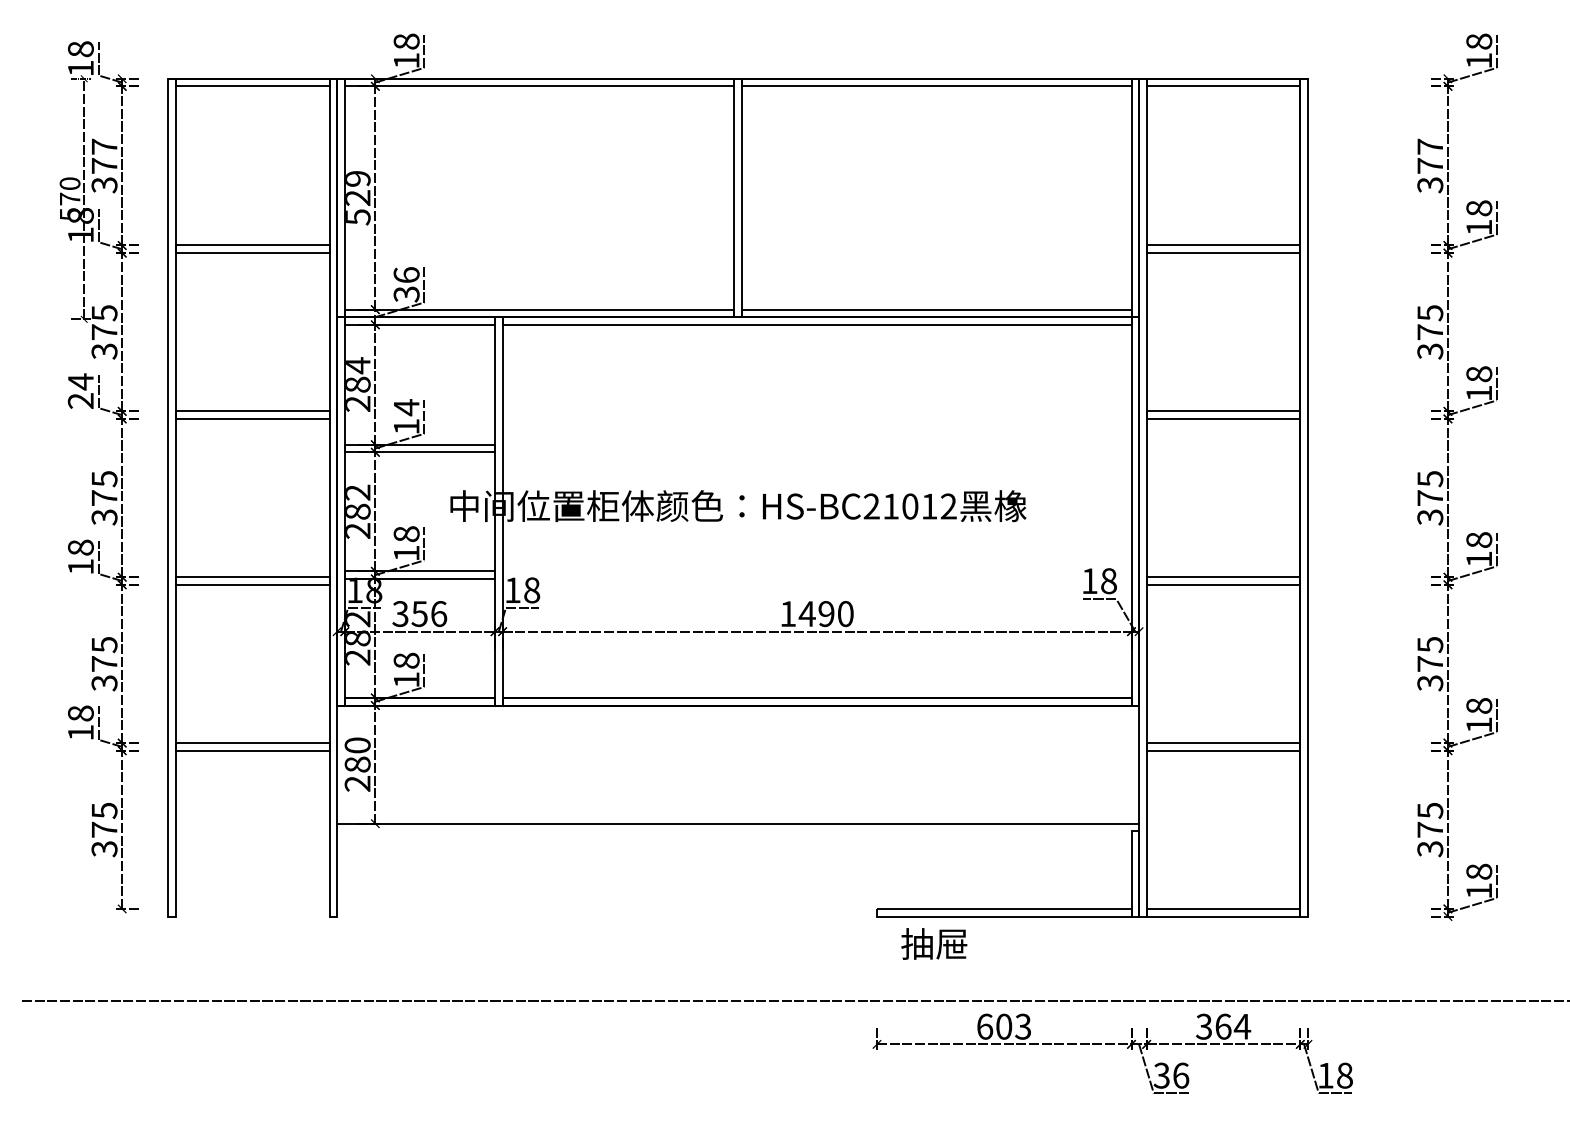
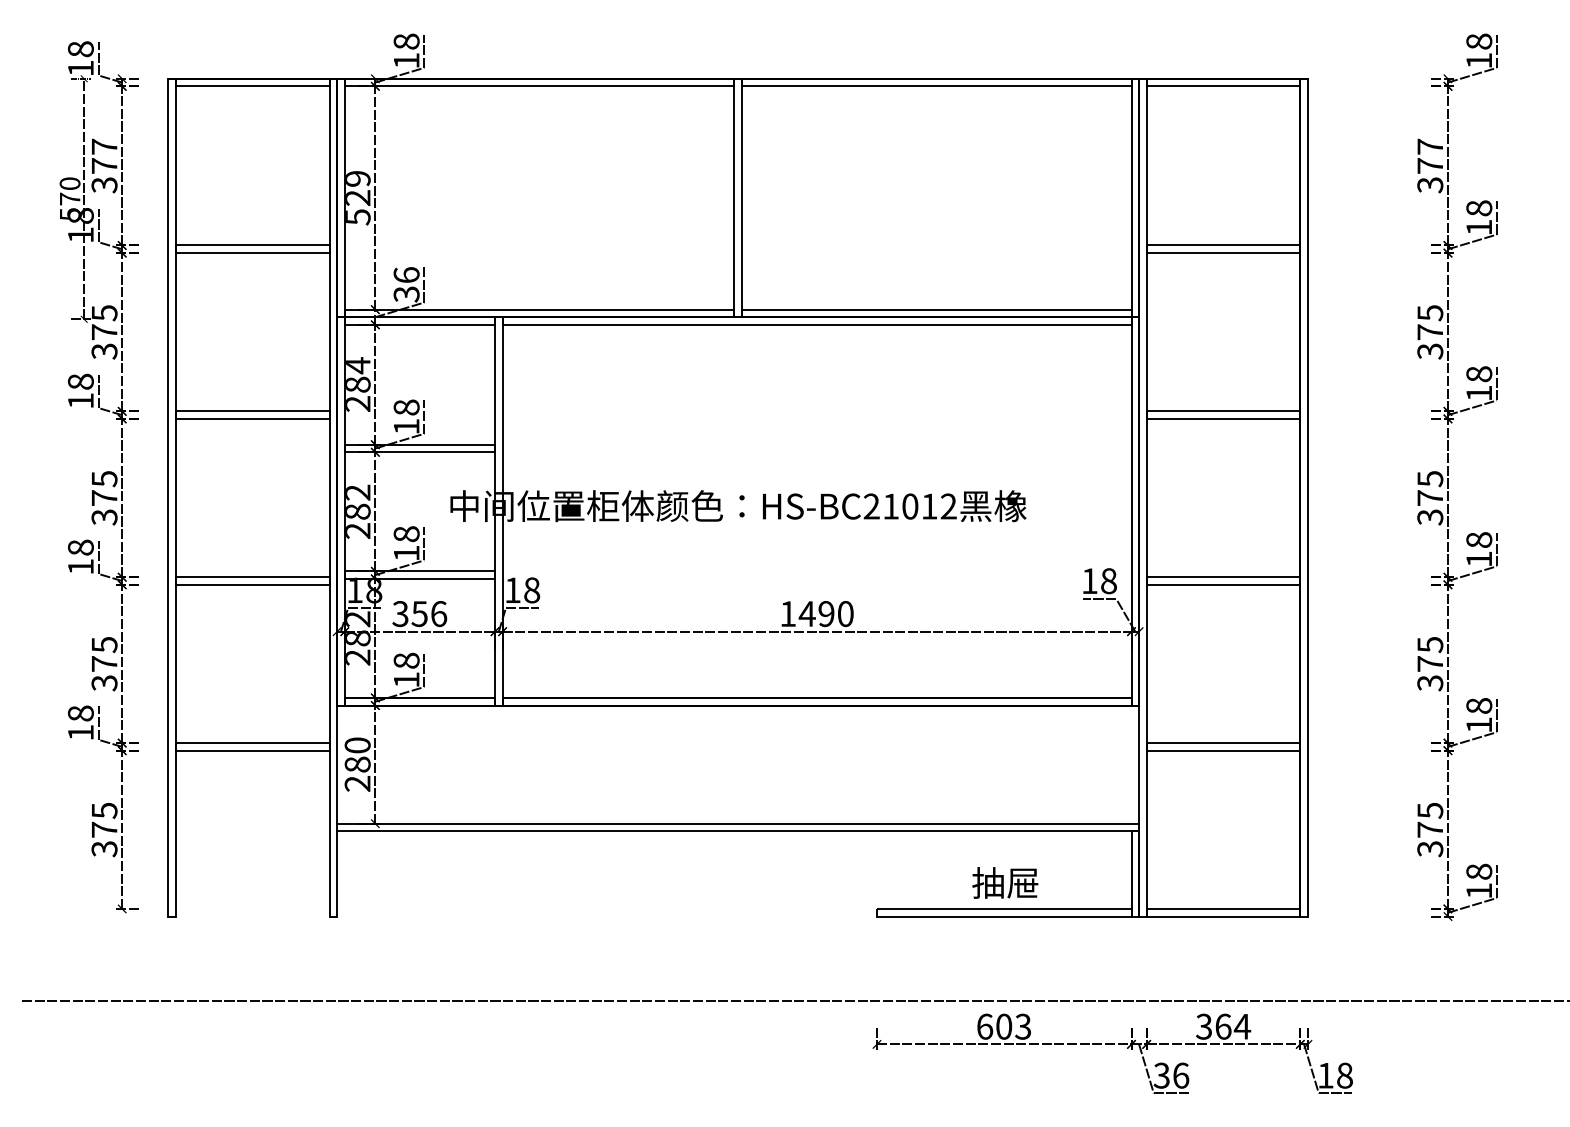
text: 24 -> 18 (80, 390)
text: 14 -> 18 (406, 407)
line: none -> present (738, 831)
text position: (934, 943) -> (1005, 882) (1005, 882)
